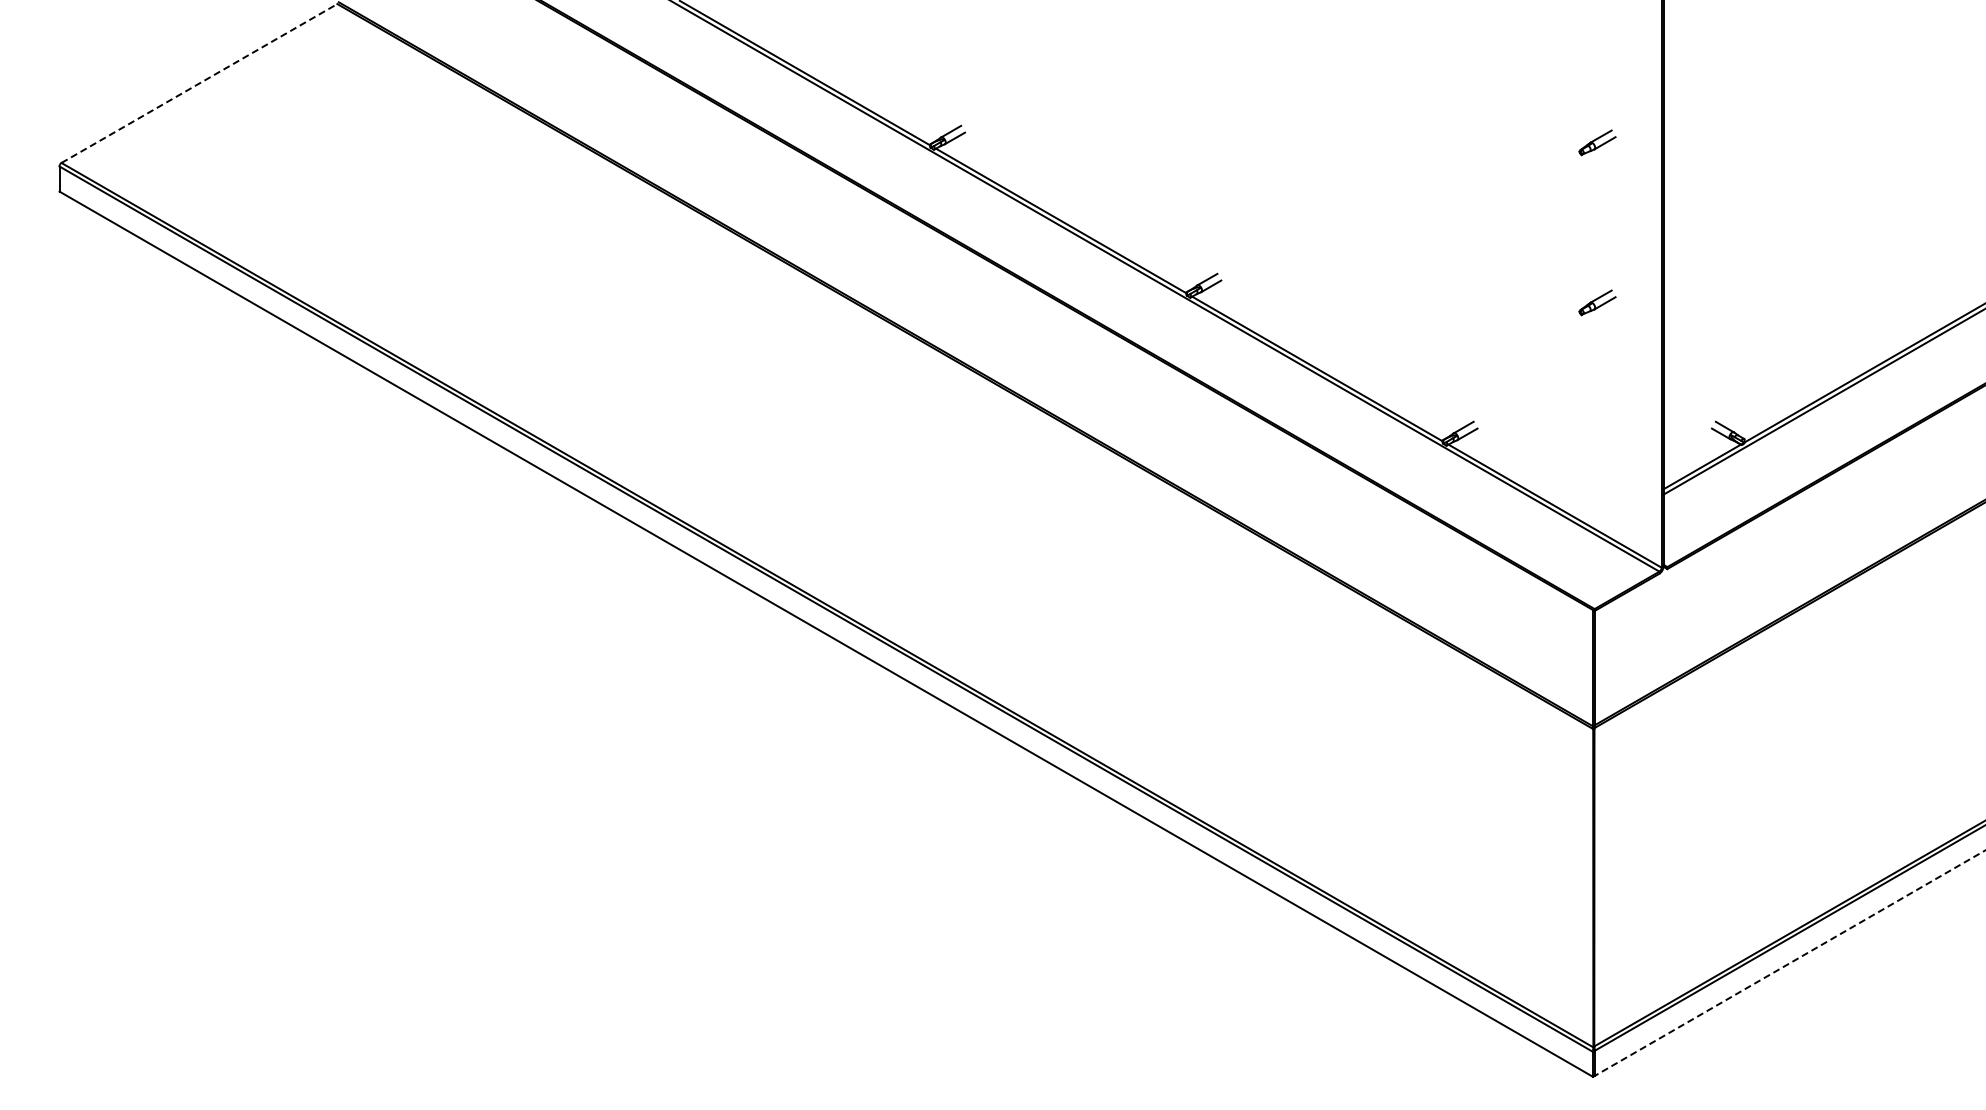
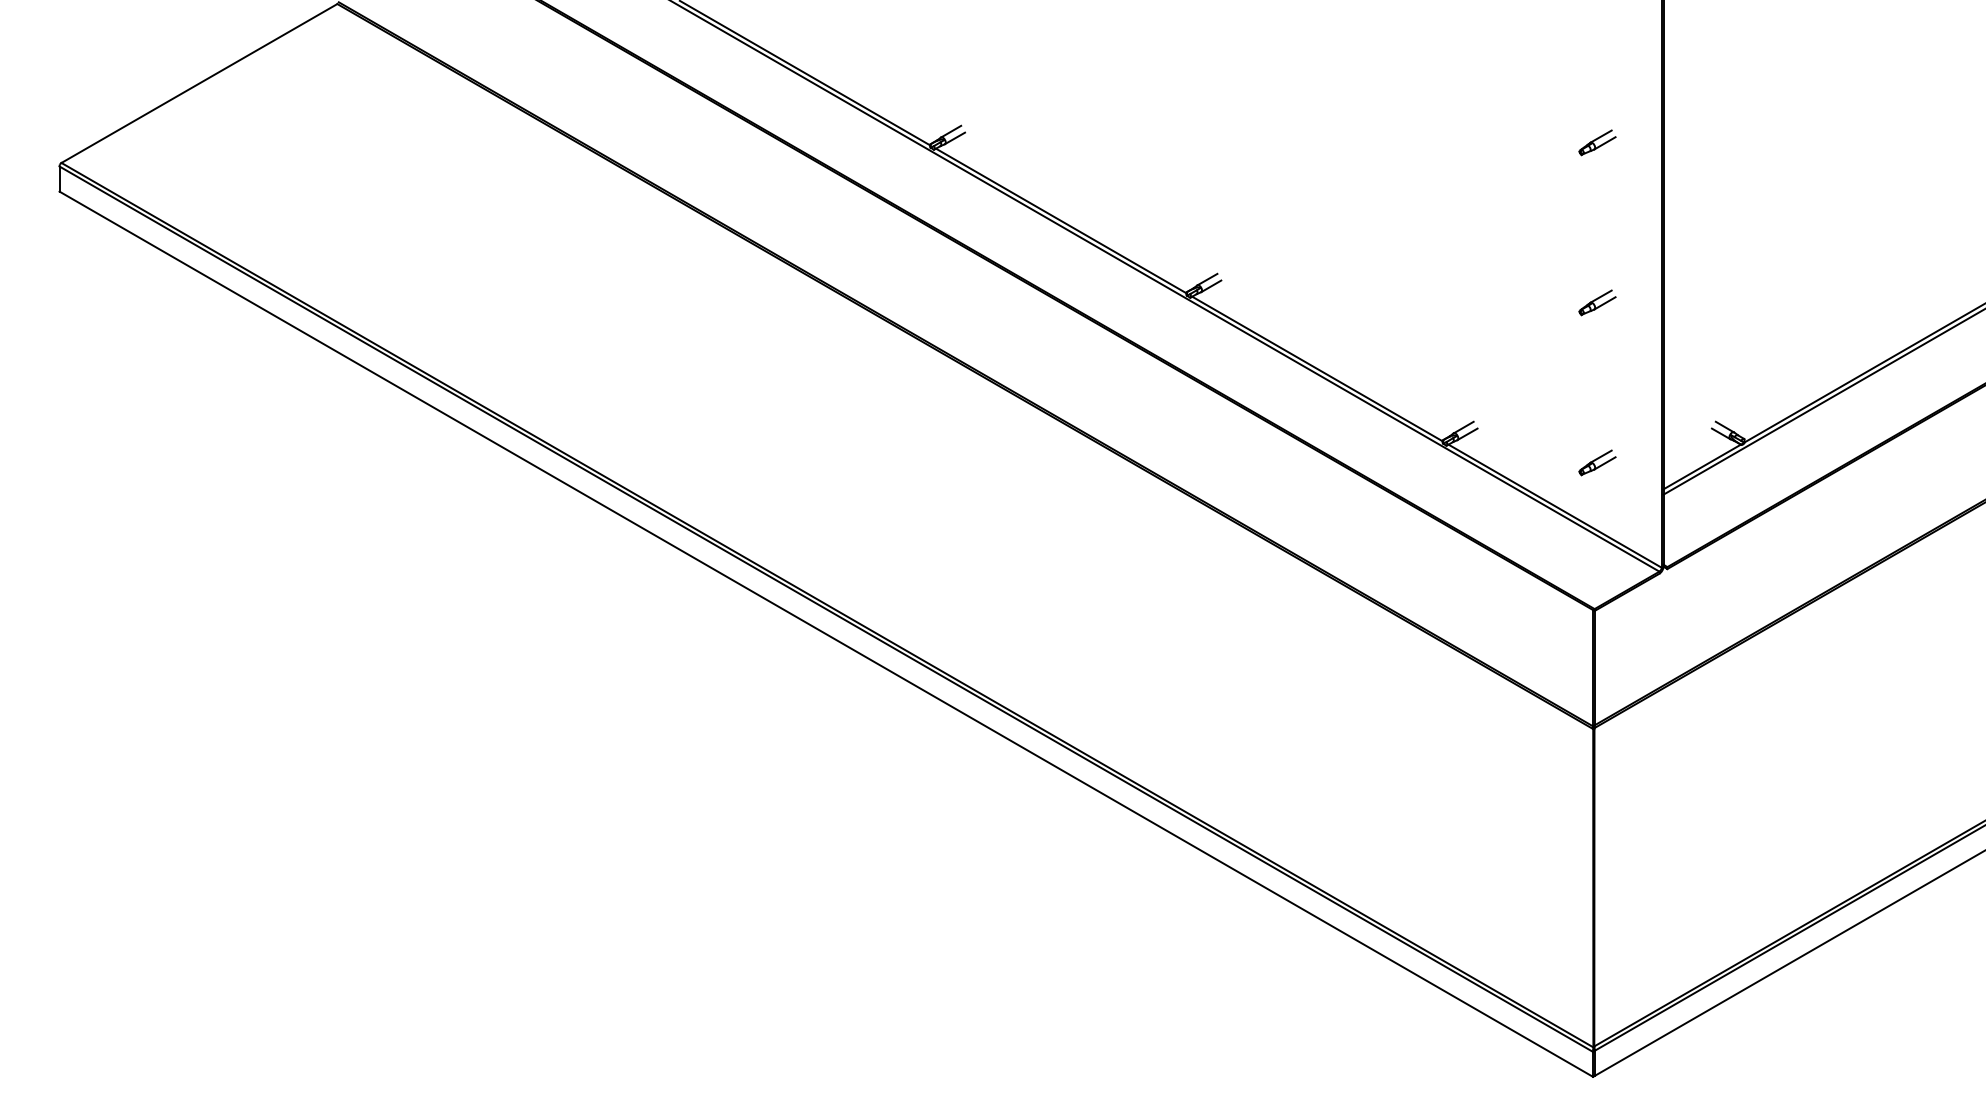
line: dashed -> solid (199, 83)
part: none -> present (1597, 462)
line: dashed -> solid (1789, 963)
